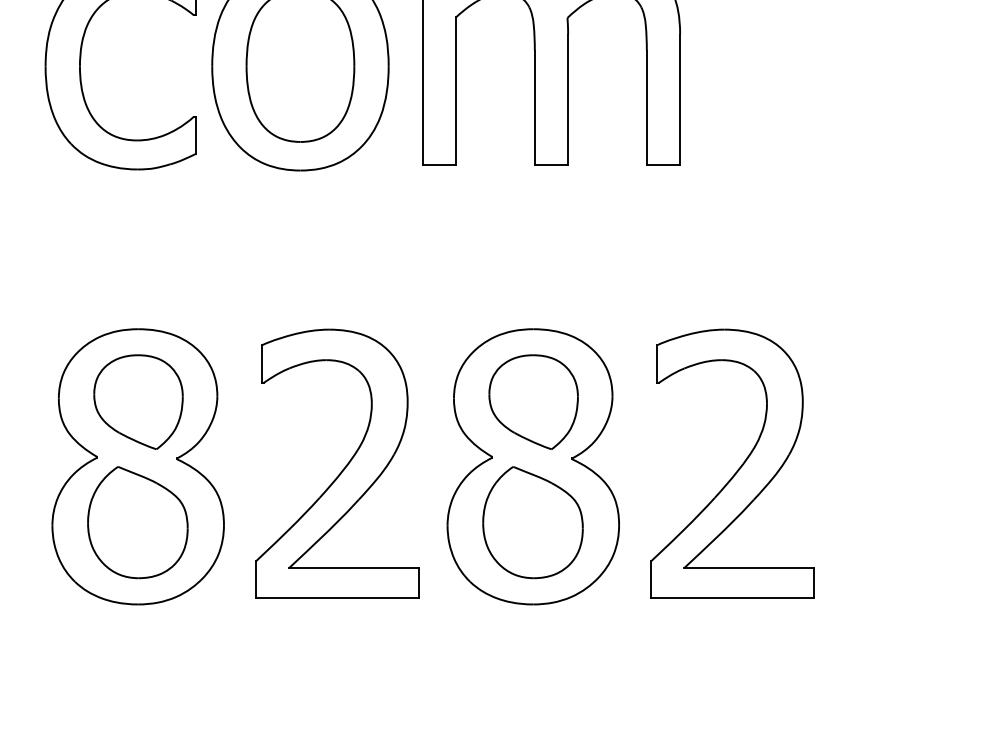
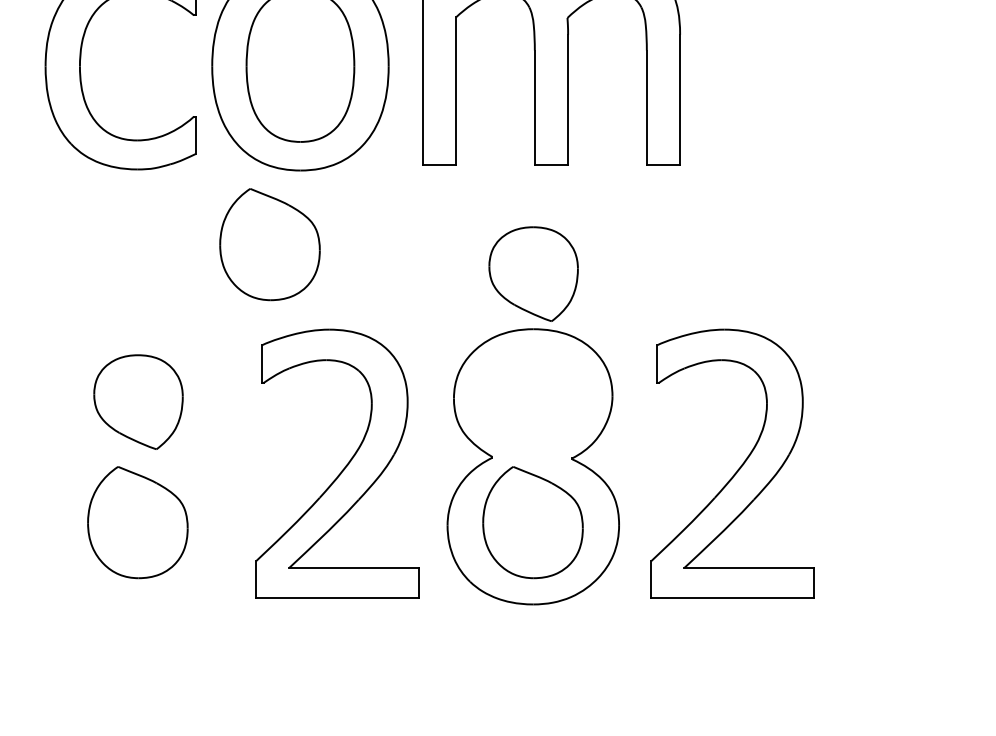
part: none -> present (269, 244)
part position: (533, 401) -> (533, 273) (533, 273)
part: present -> none (137, 466)
